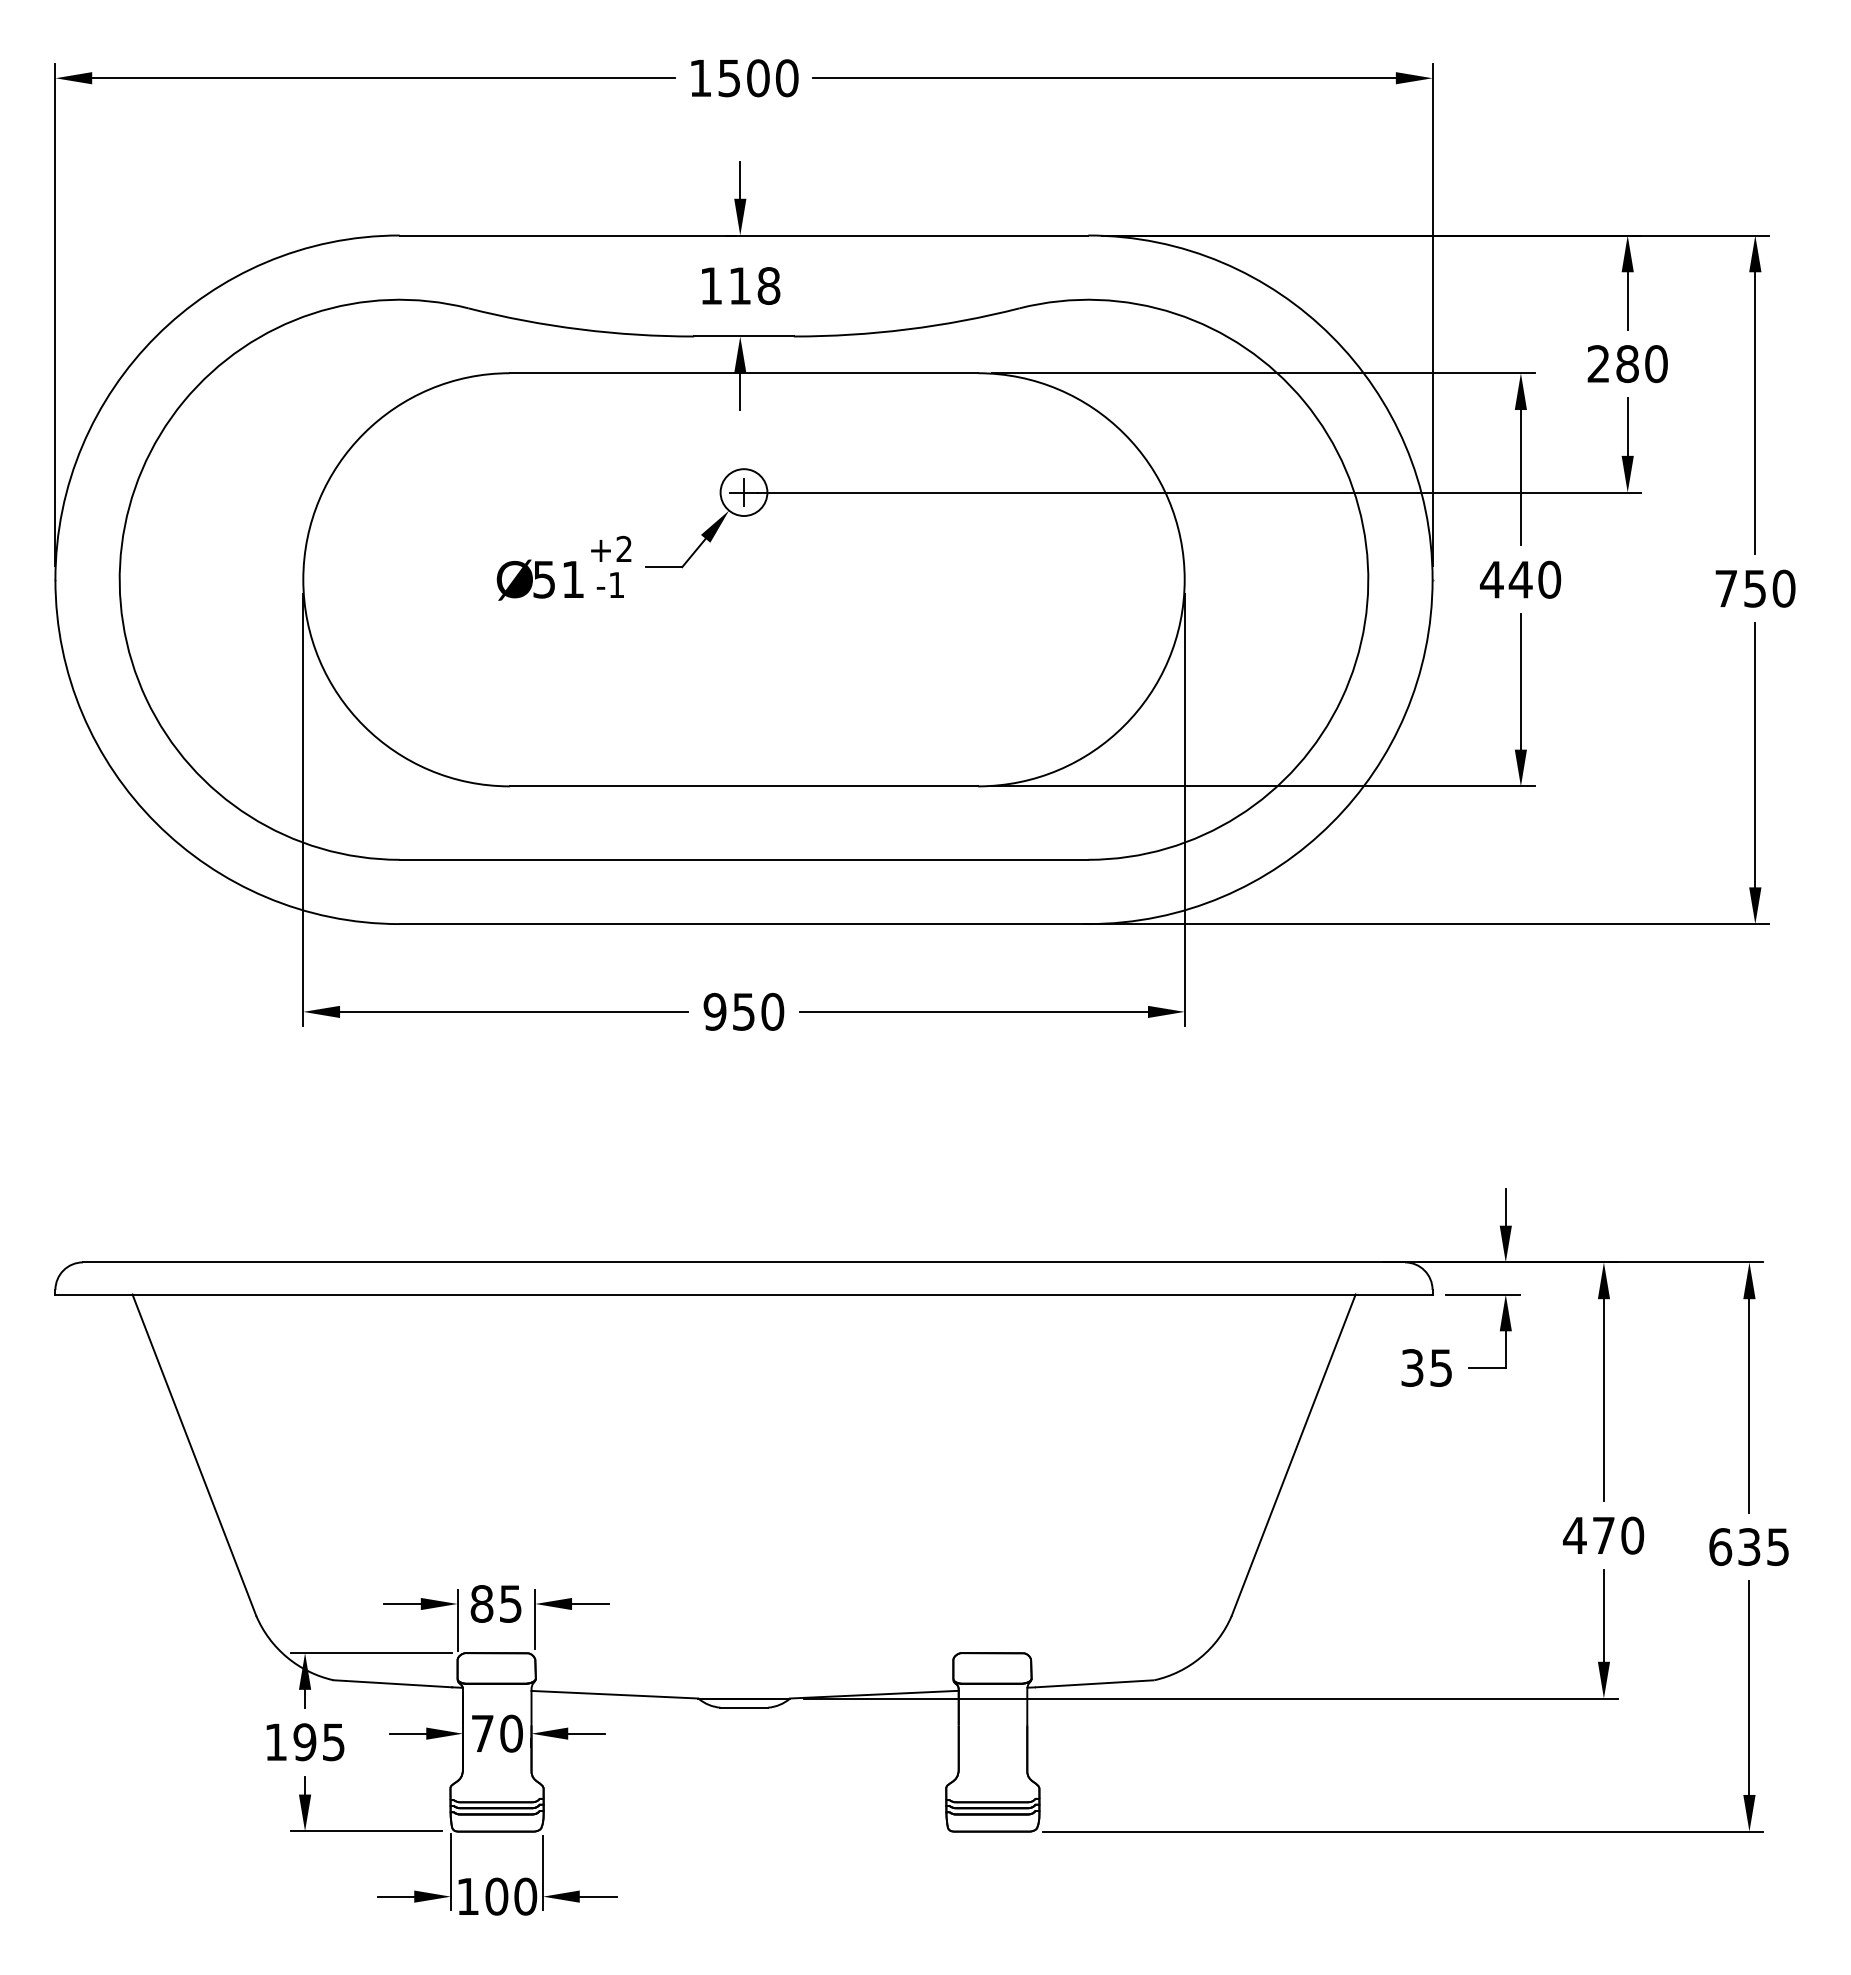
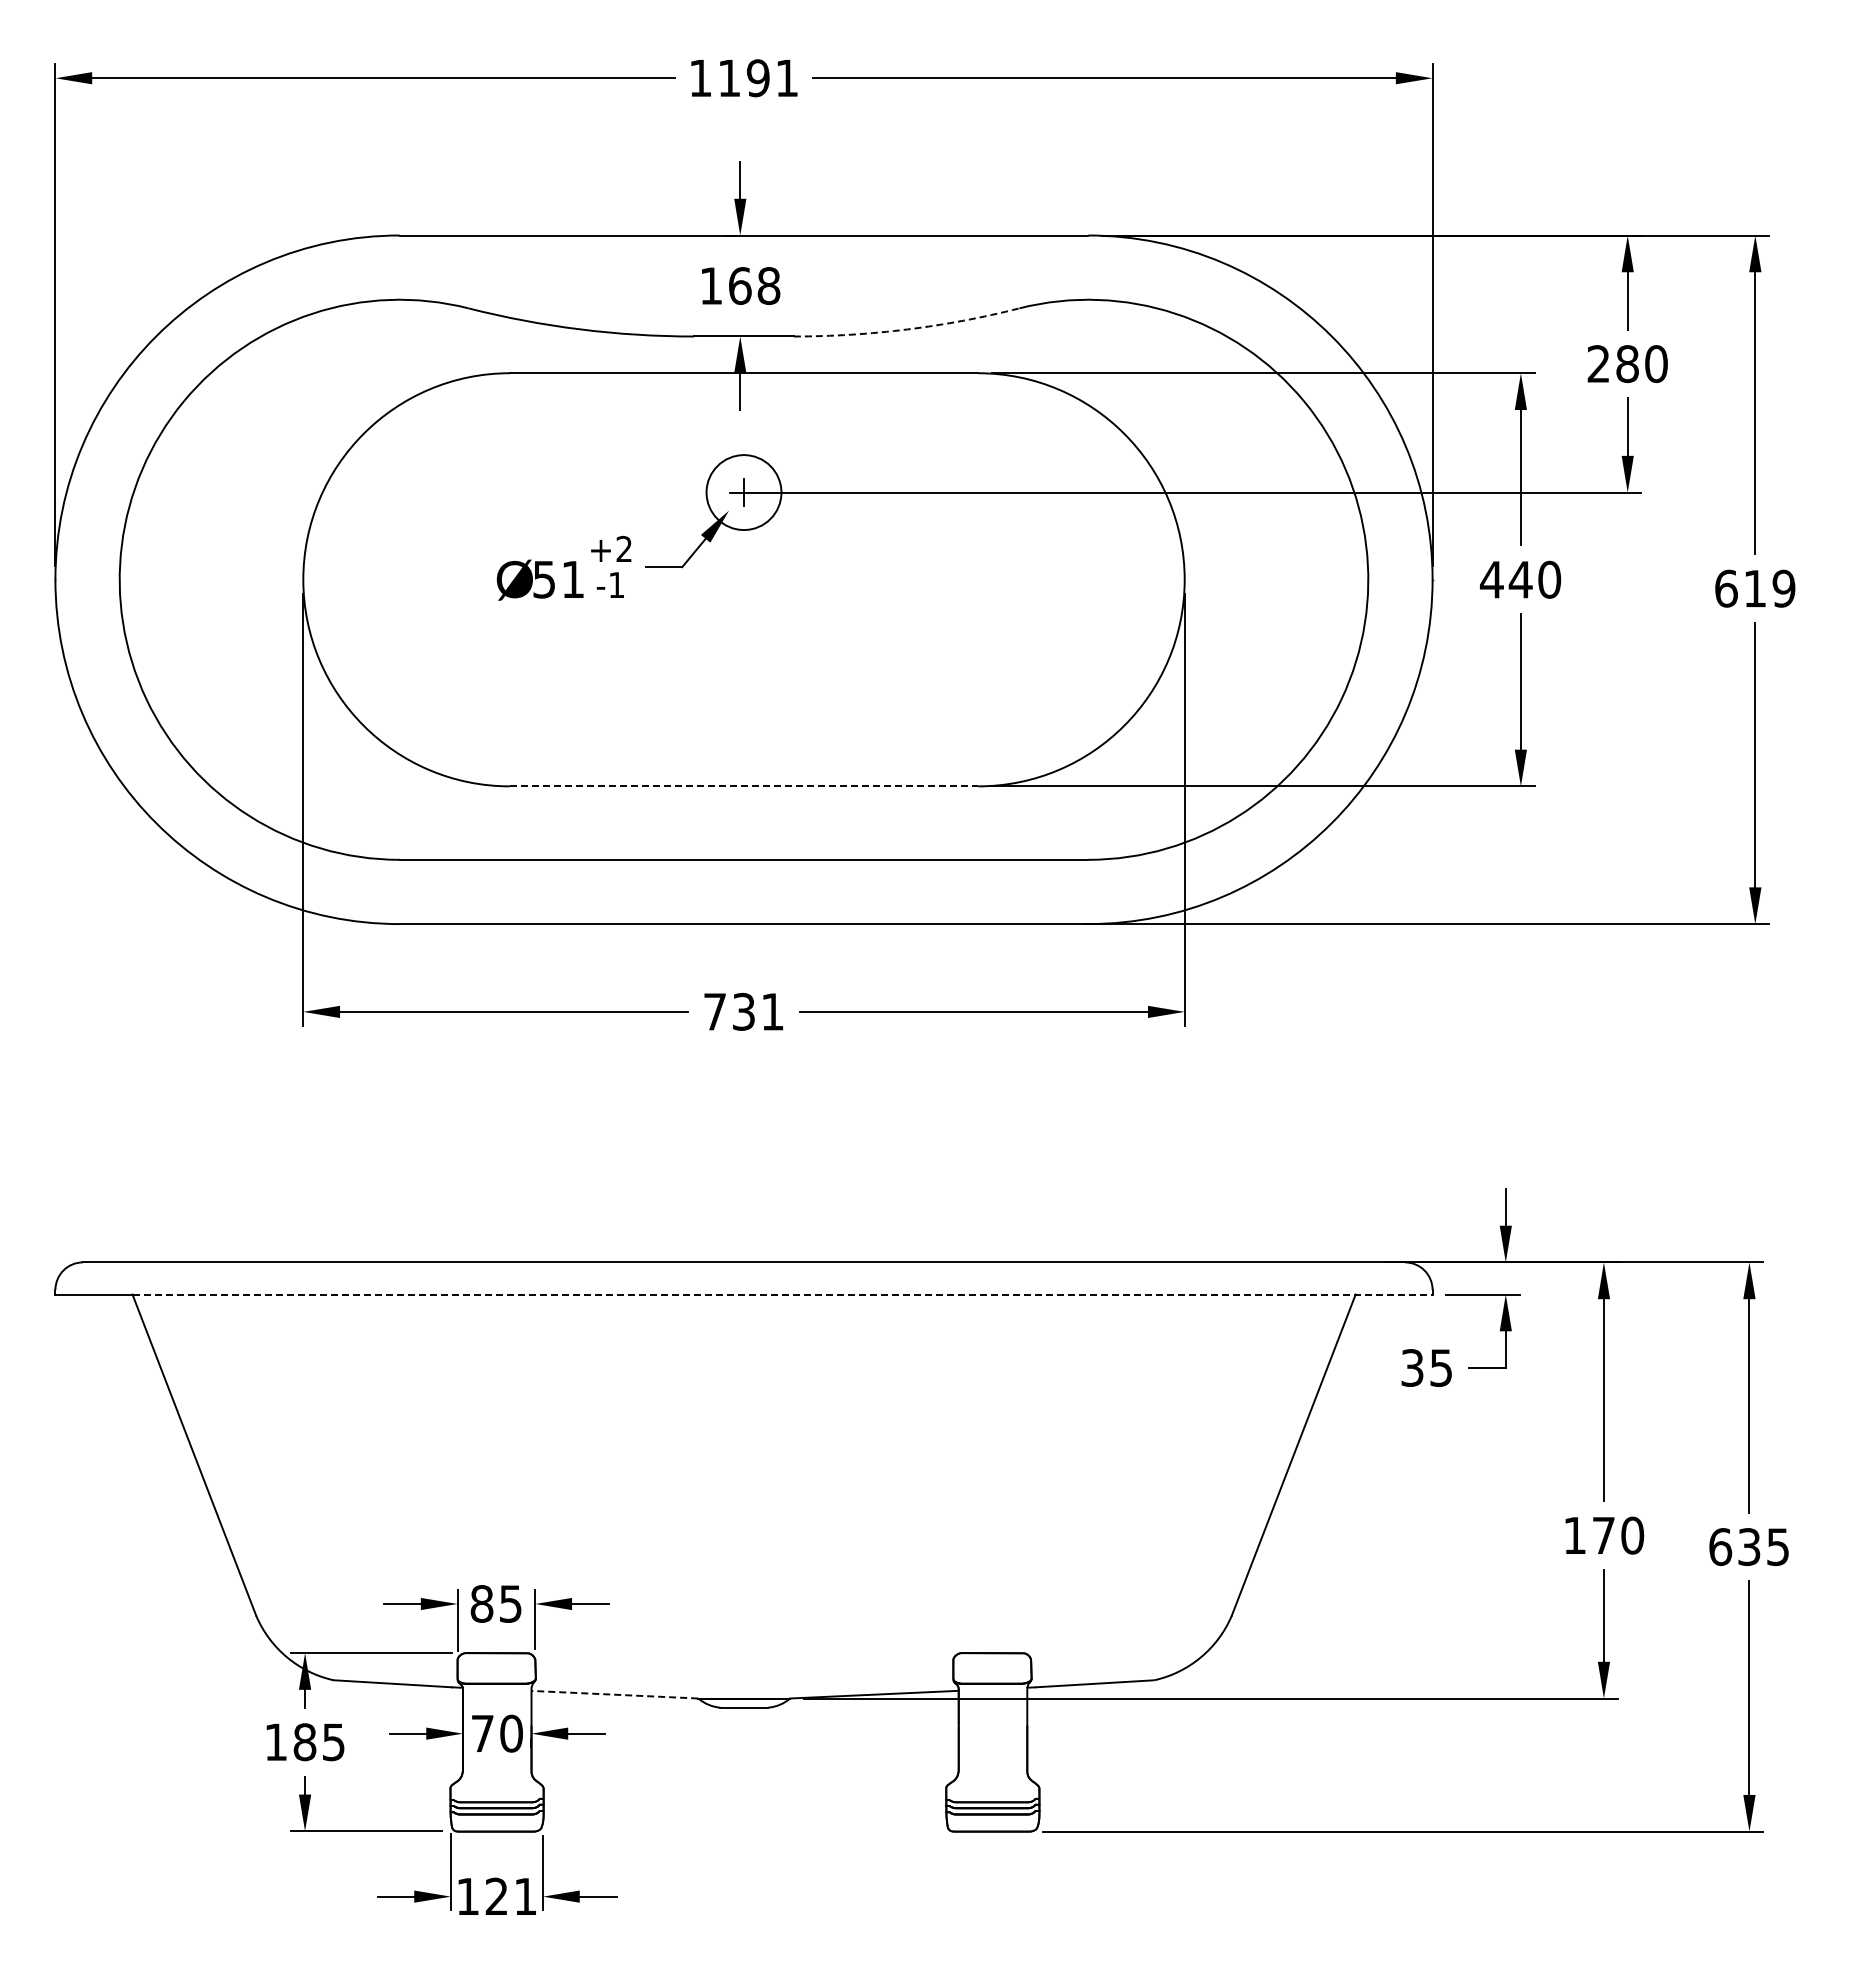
text: 1500 -> 1191 (758, 78)
text: 118 -> 168 (740, 285)
arc: solid -> dashed (907, 329)
circle diameter: 47 px -> 75 px (743, 492)
text: 750 -> 619 (1755, 588)
line: solid -> dashed (744, 786)
text: 950 -> 731 (743, 1011)
line: solid -> dashed (783, 1294)
text: 470 -> 170 (1574, 1535)
line: solid -> dashed (614, 1694)
text: 195 -> 185 (304, 1742)
text: 100 -> 121 (511, 1896)
